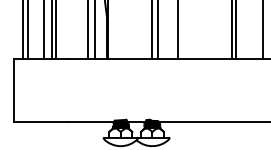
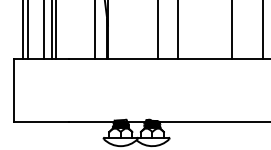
line: present -> none (87, 30)
line: present -> none (152, 30)
line: present -> none (236, 30)
